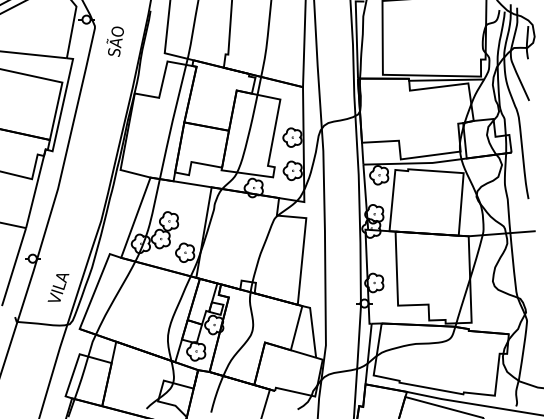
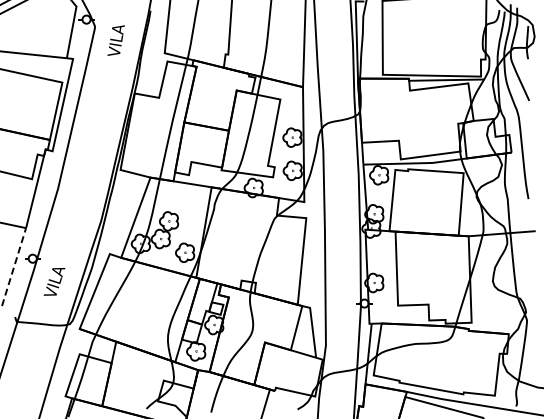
text: SÃO -> VILA (115, 40)
line: solid -> dashed (14, 267)
text position: (58, 287) -> (54, 281) (54, 281)
